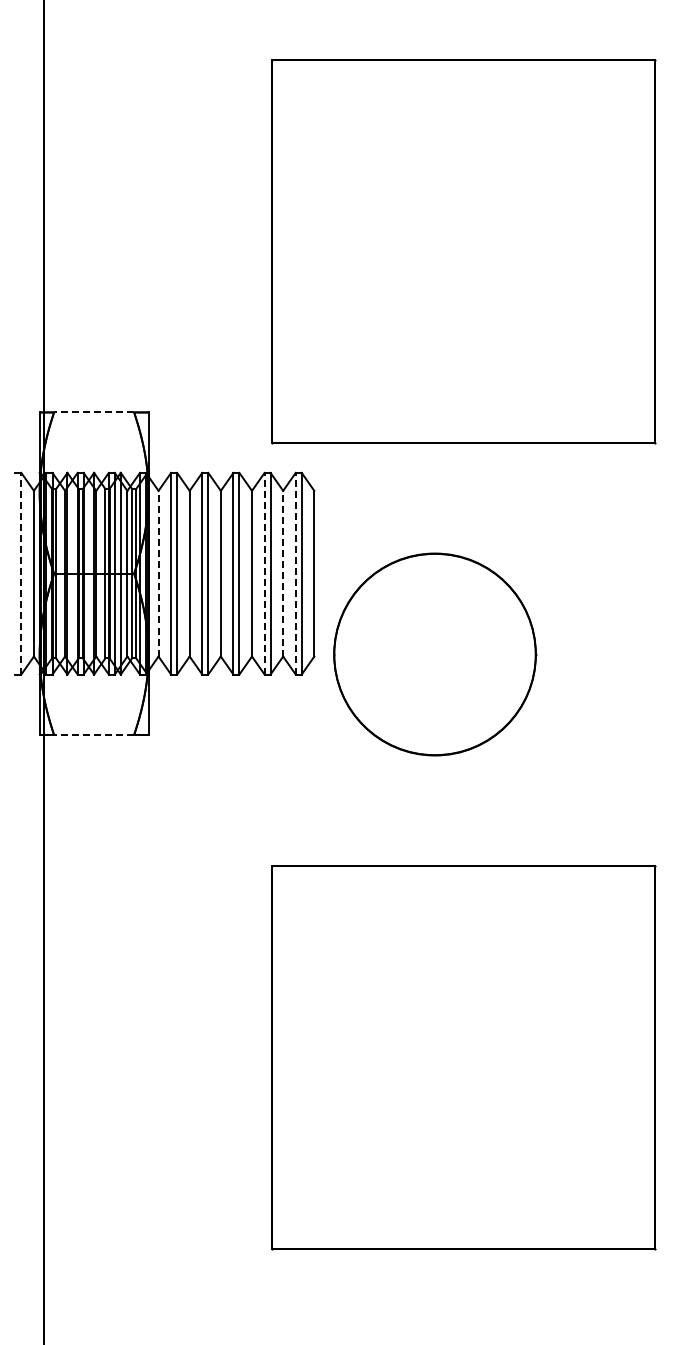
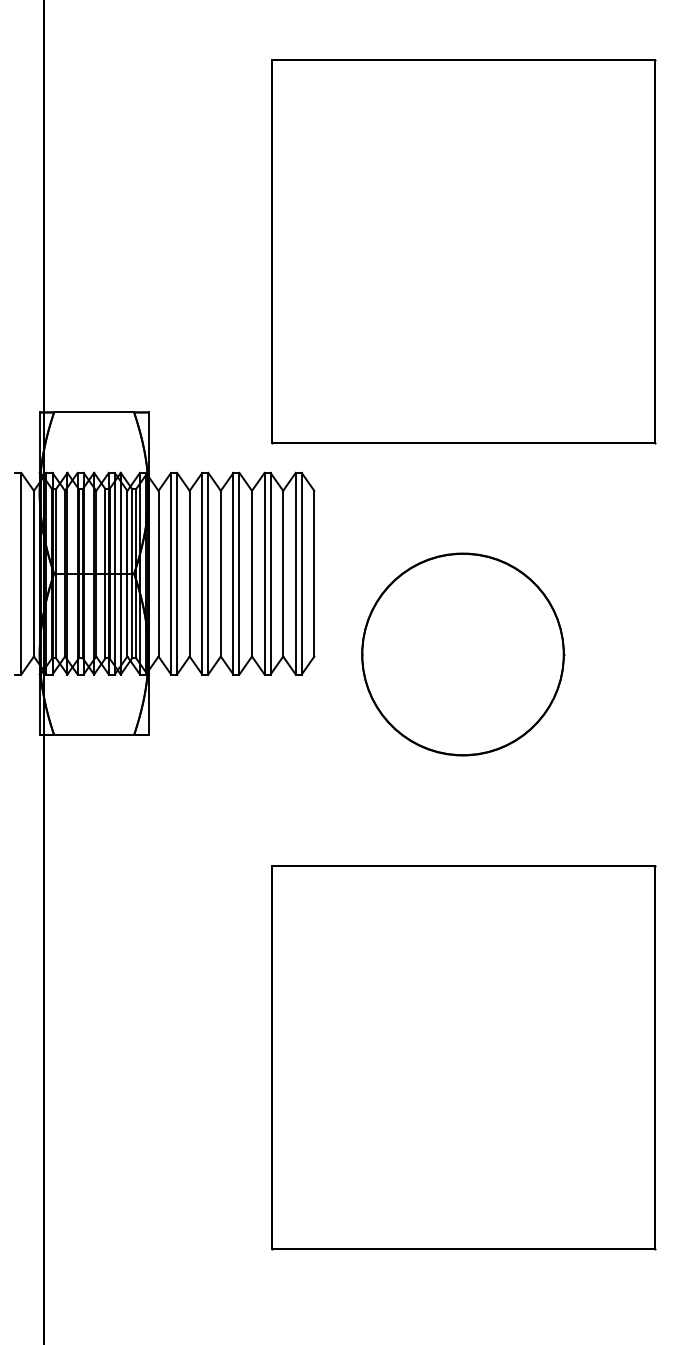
line: dashed -> solid (93, 412)
line: dashed -> solid (21, 573)
line: dashed -> solid (158, 573)
line: dashed -> solid (264, 573)
line: dashed -> solid (283, 573)
line: dashed -> solid (295, 573)
part position: (435, 654) -> (463, 654) (463, 654)
line: dashed -> solid (93, 734)
